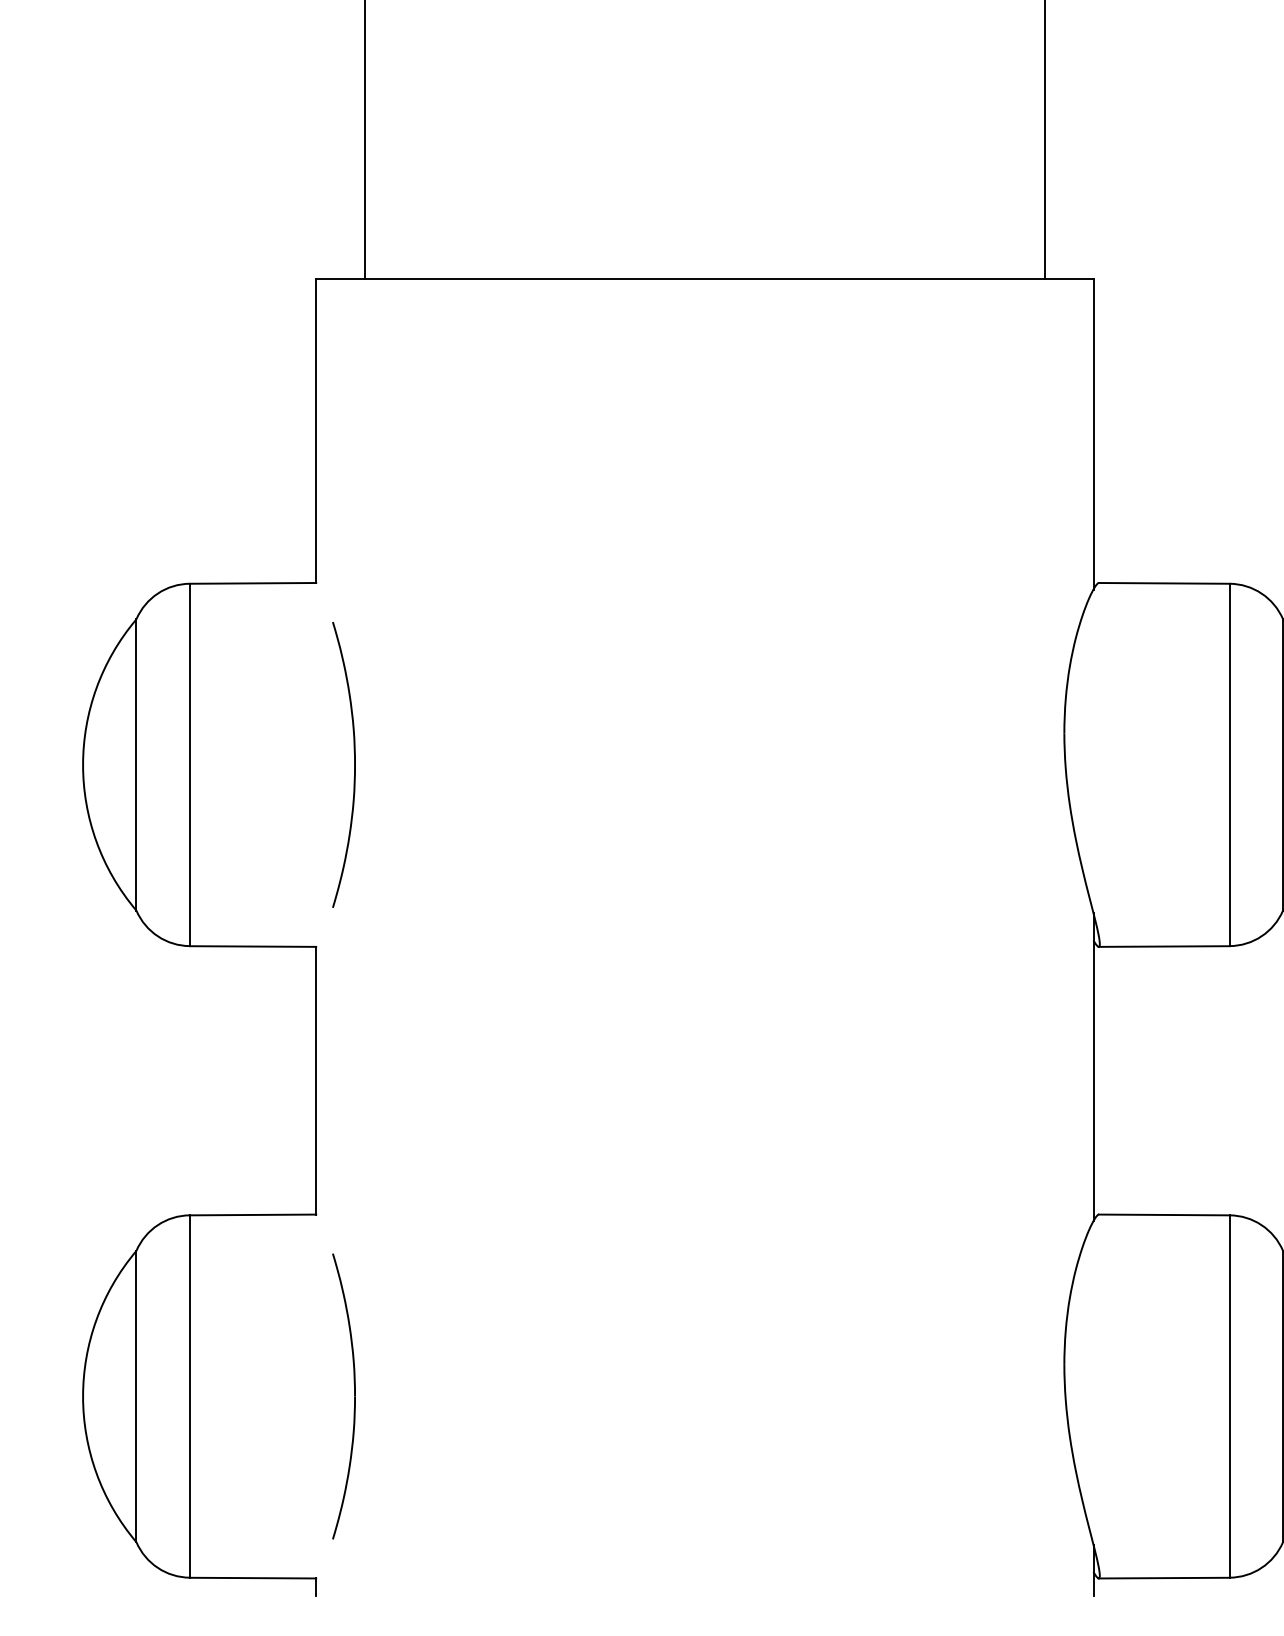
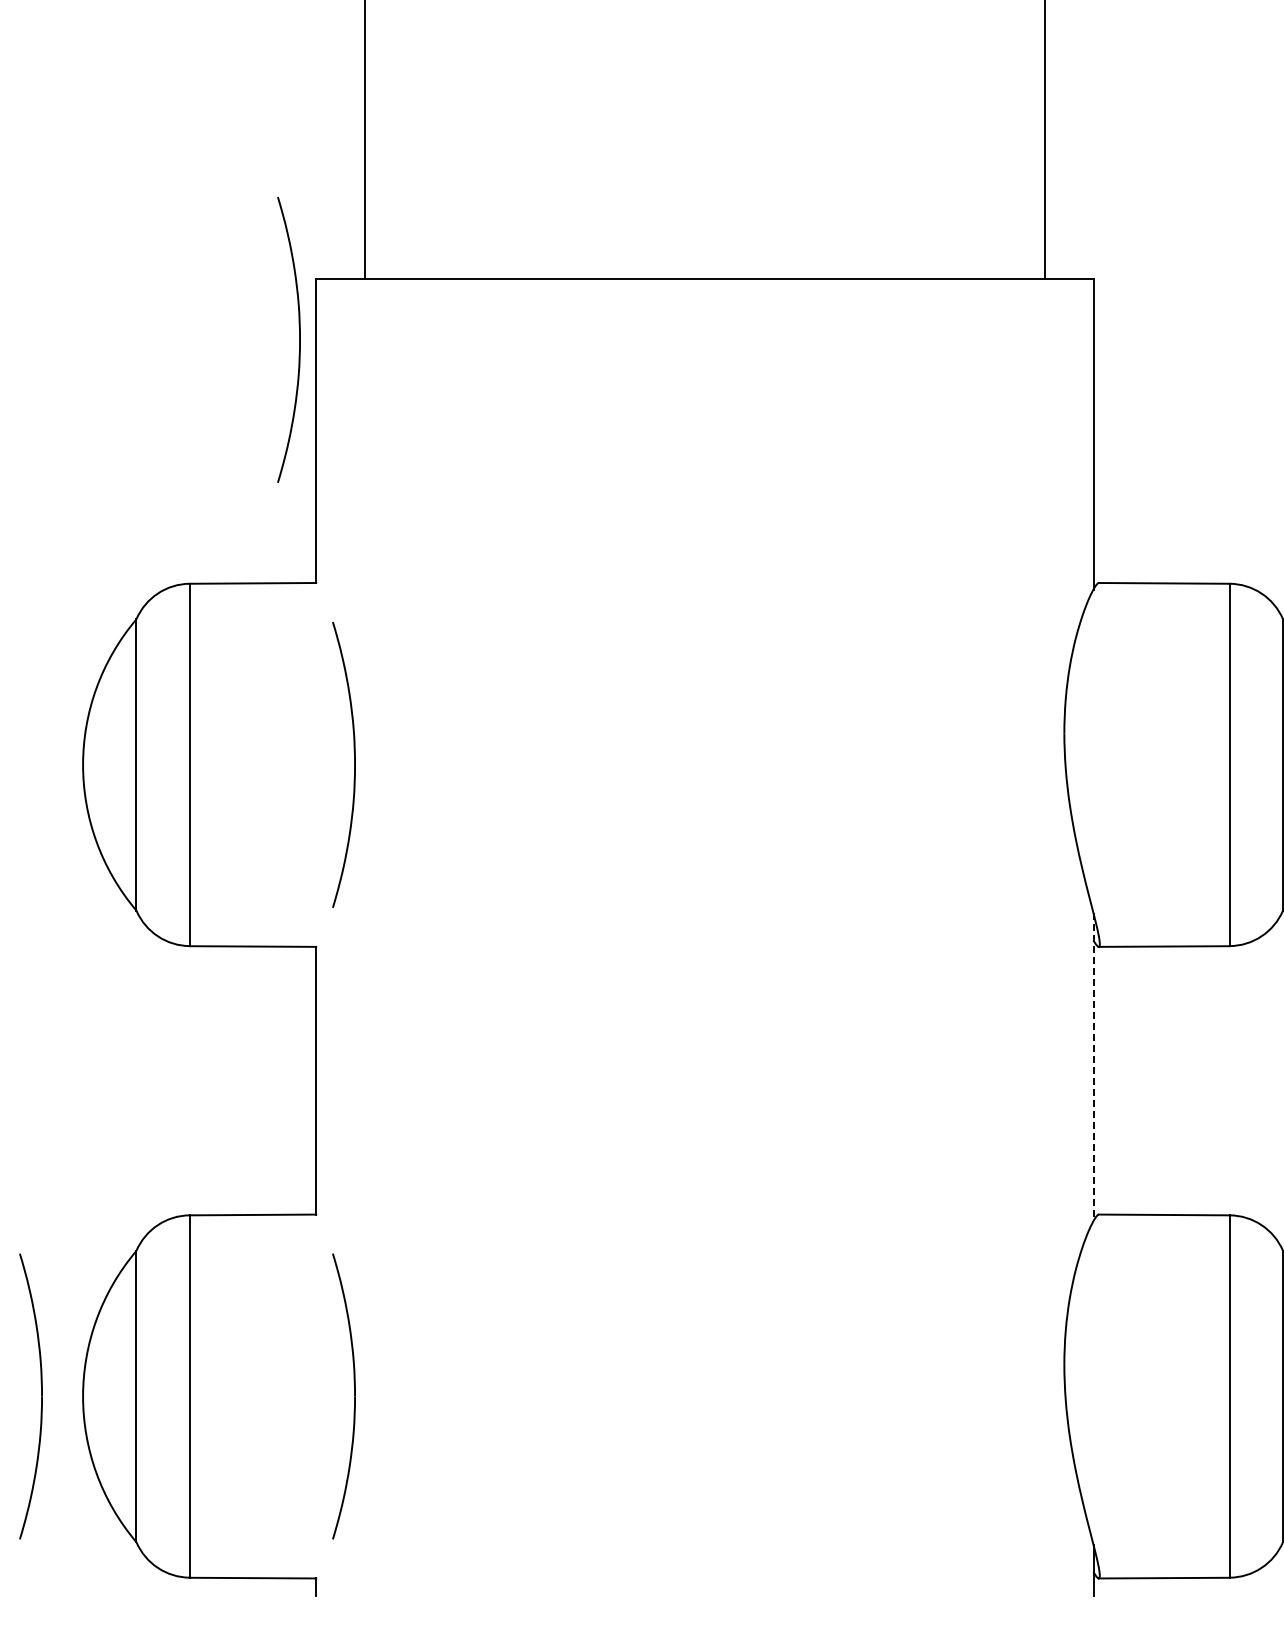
part: none -> present (299, 339)
line: solid -> dashed (1093, 1067)
part: none -> present (41, 1396)
